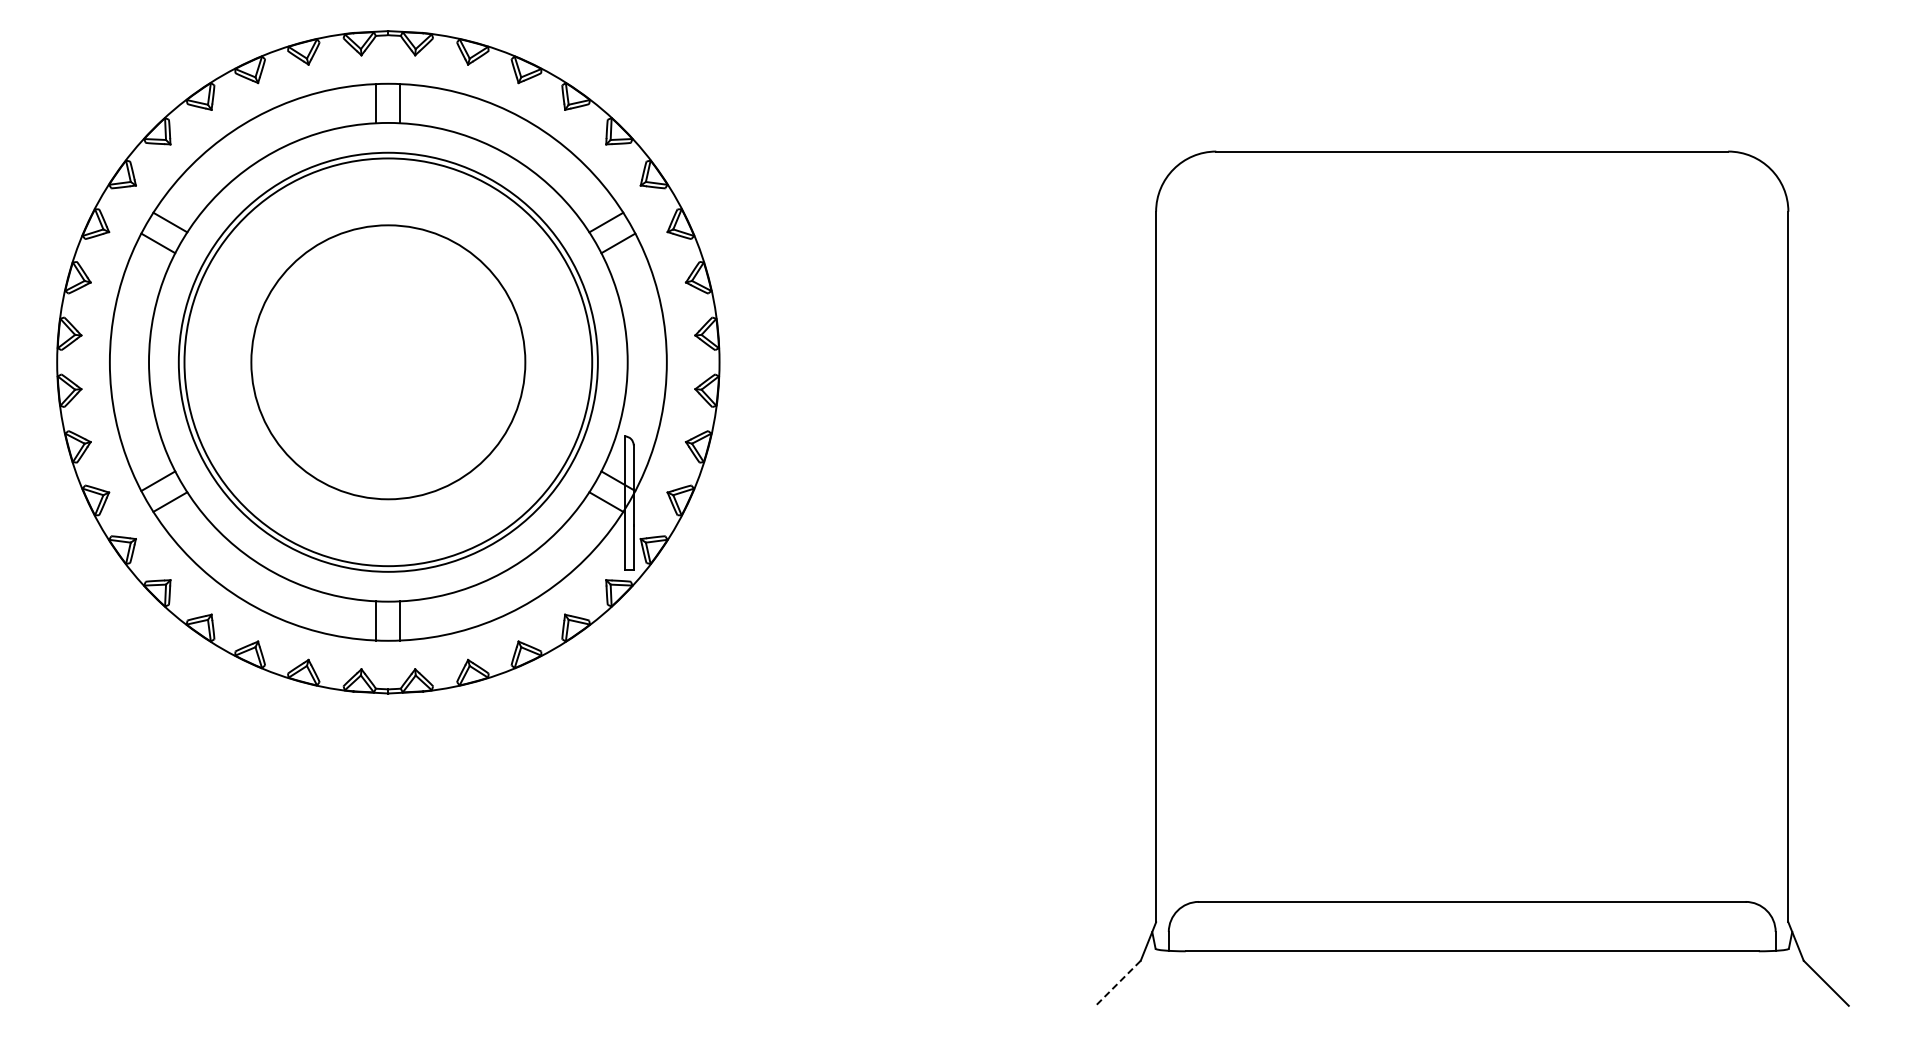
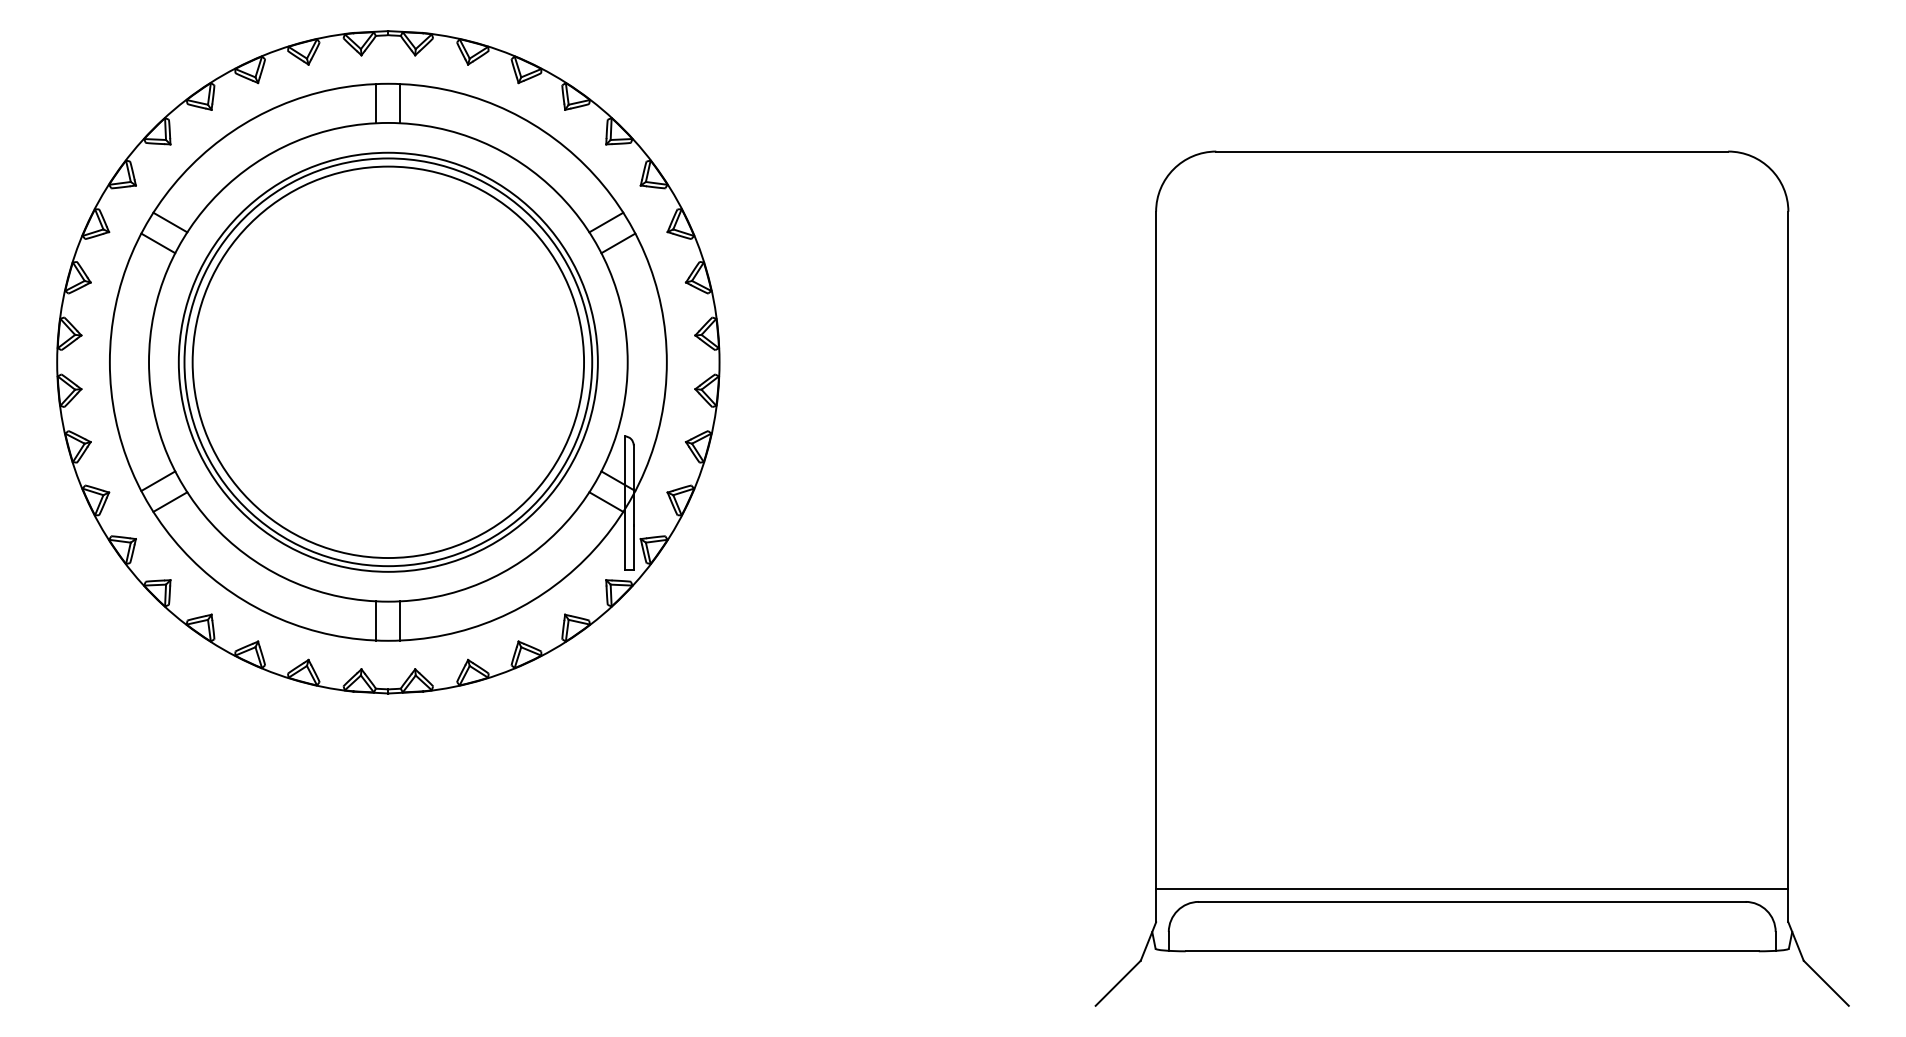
circle diameter: 274 px -> 391 px (388, 362)
line: none -> present (1472, 889)
line: dashed -> solid (1118, 983)
